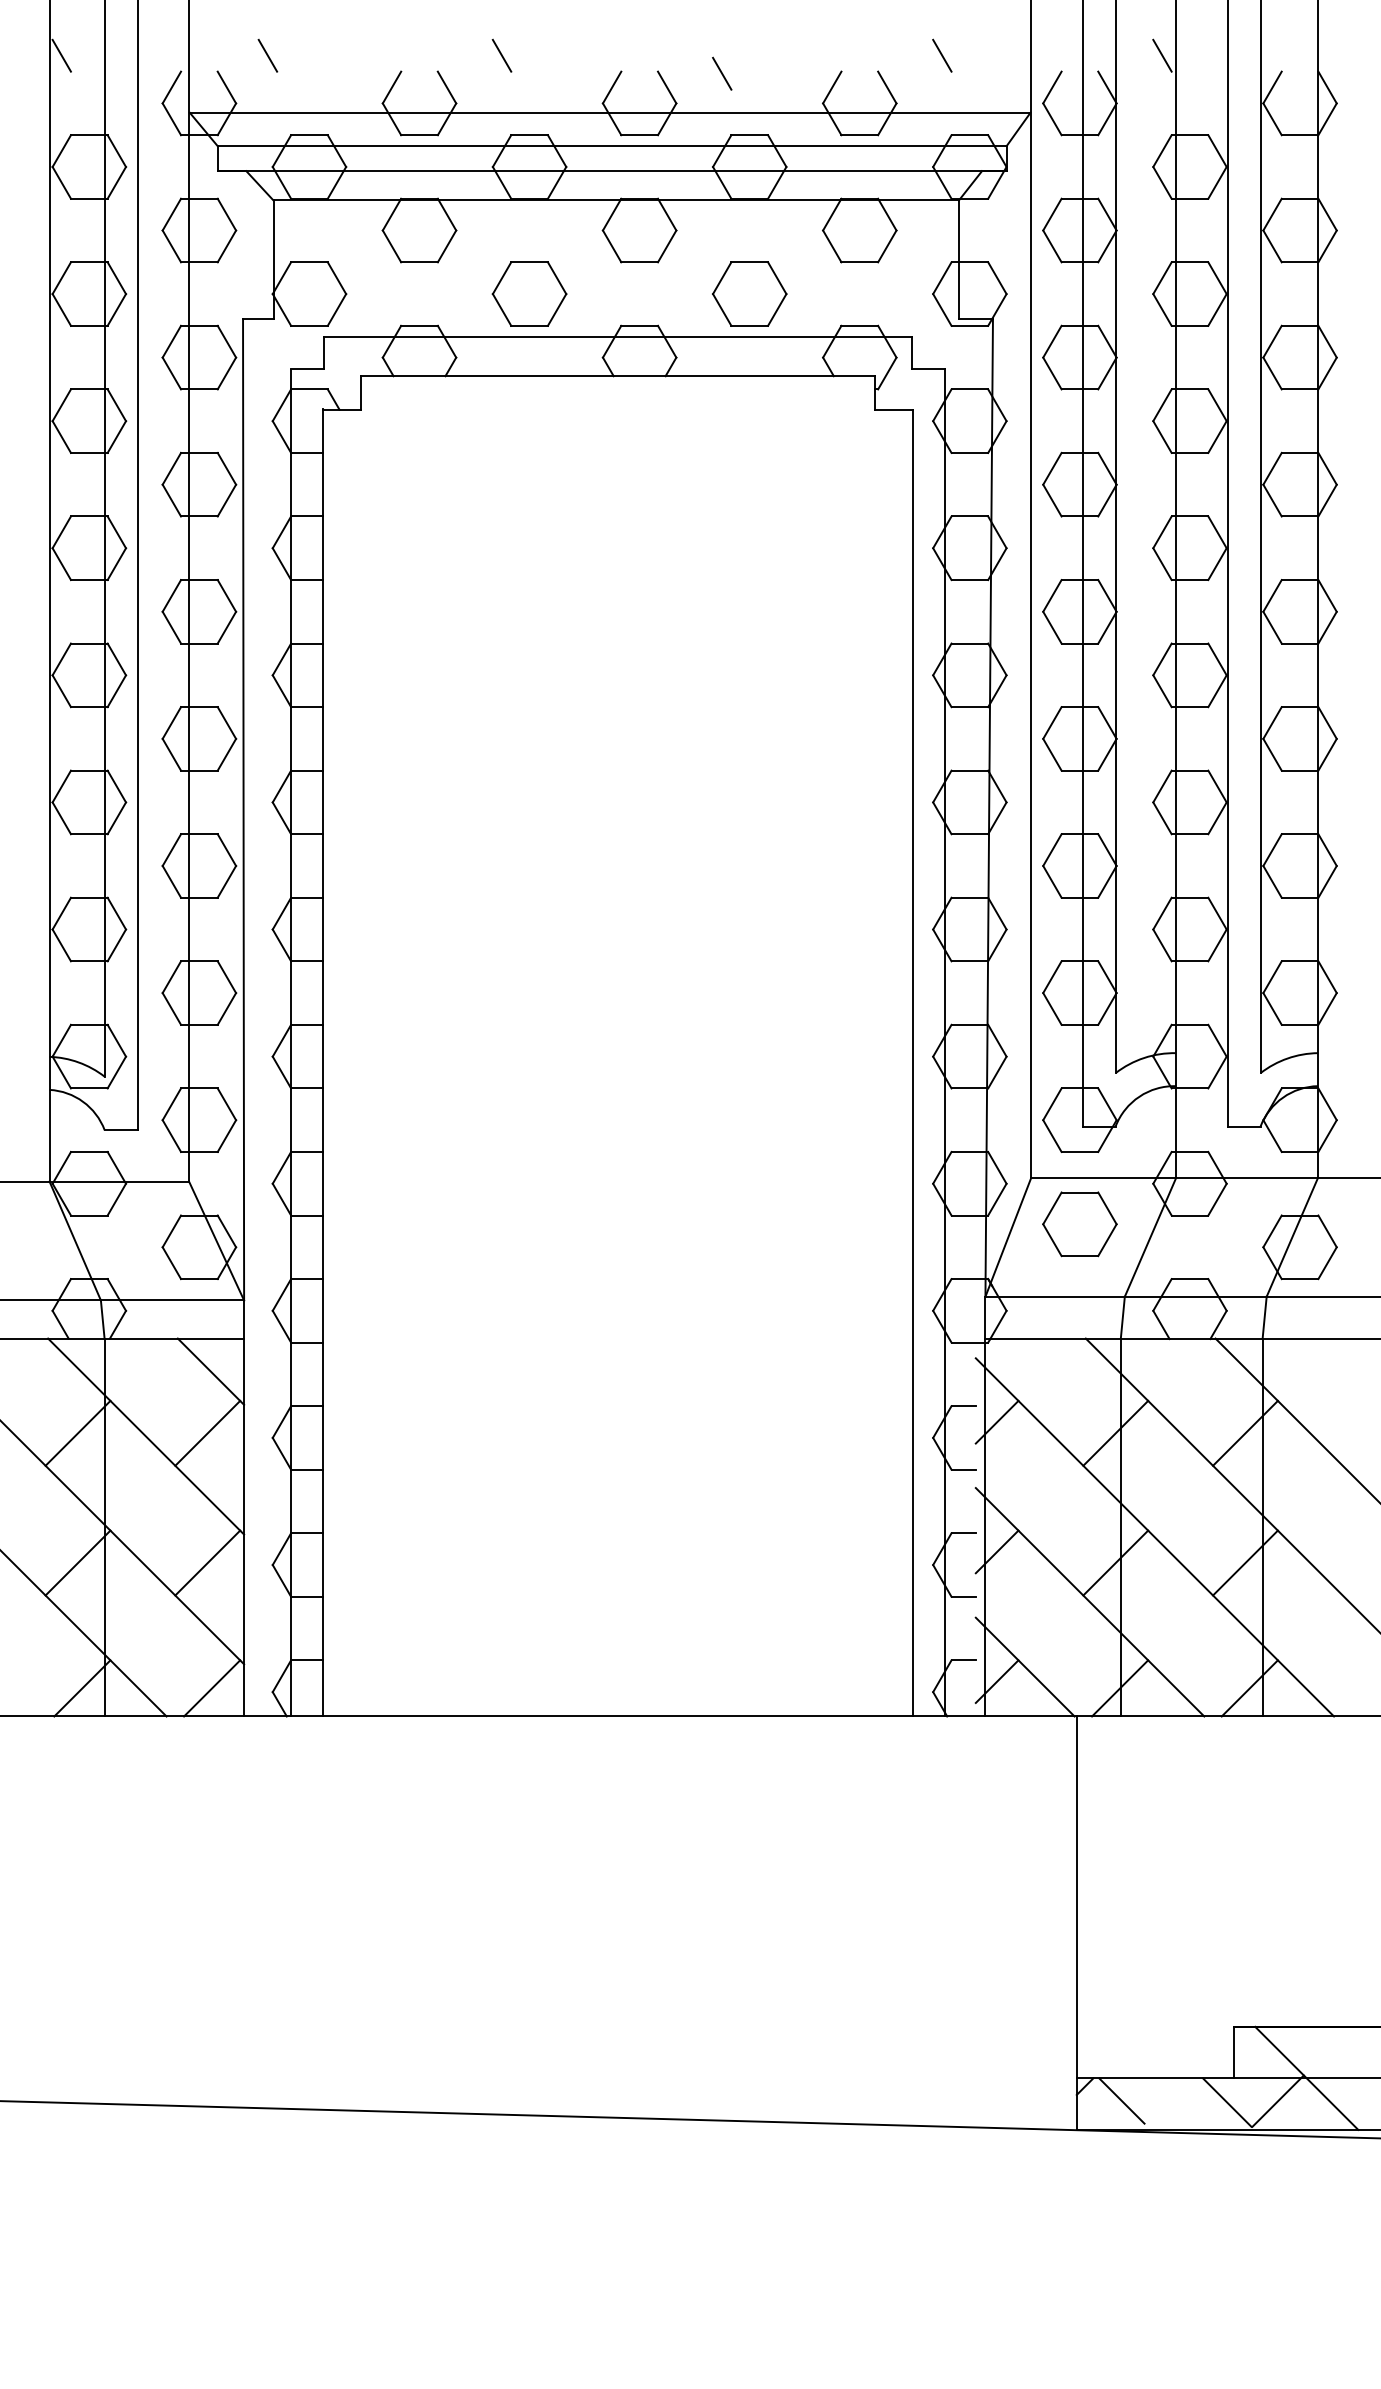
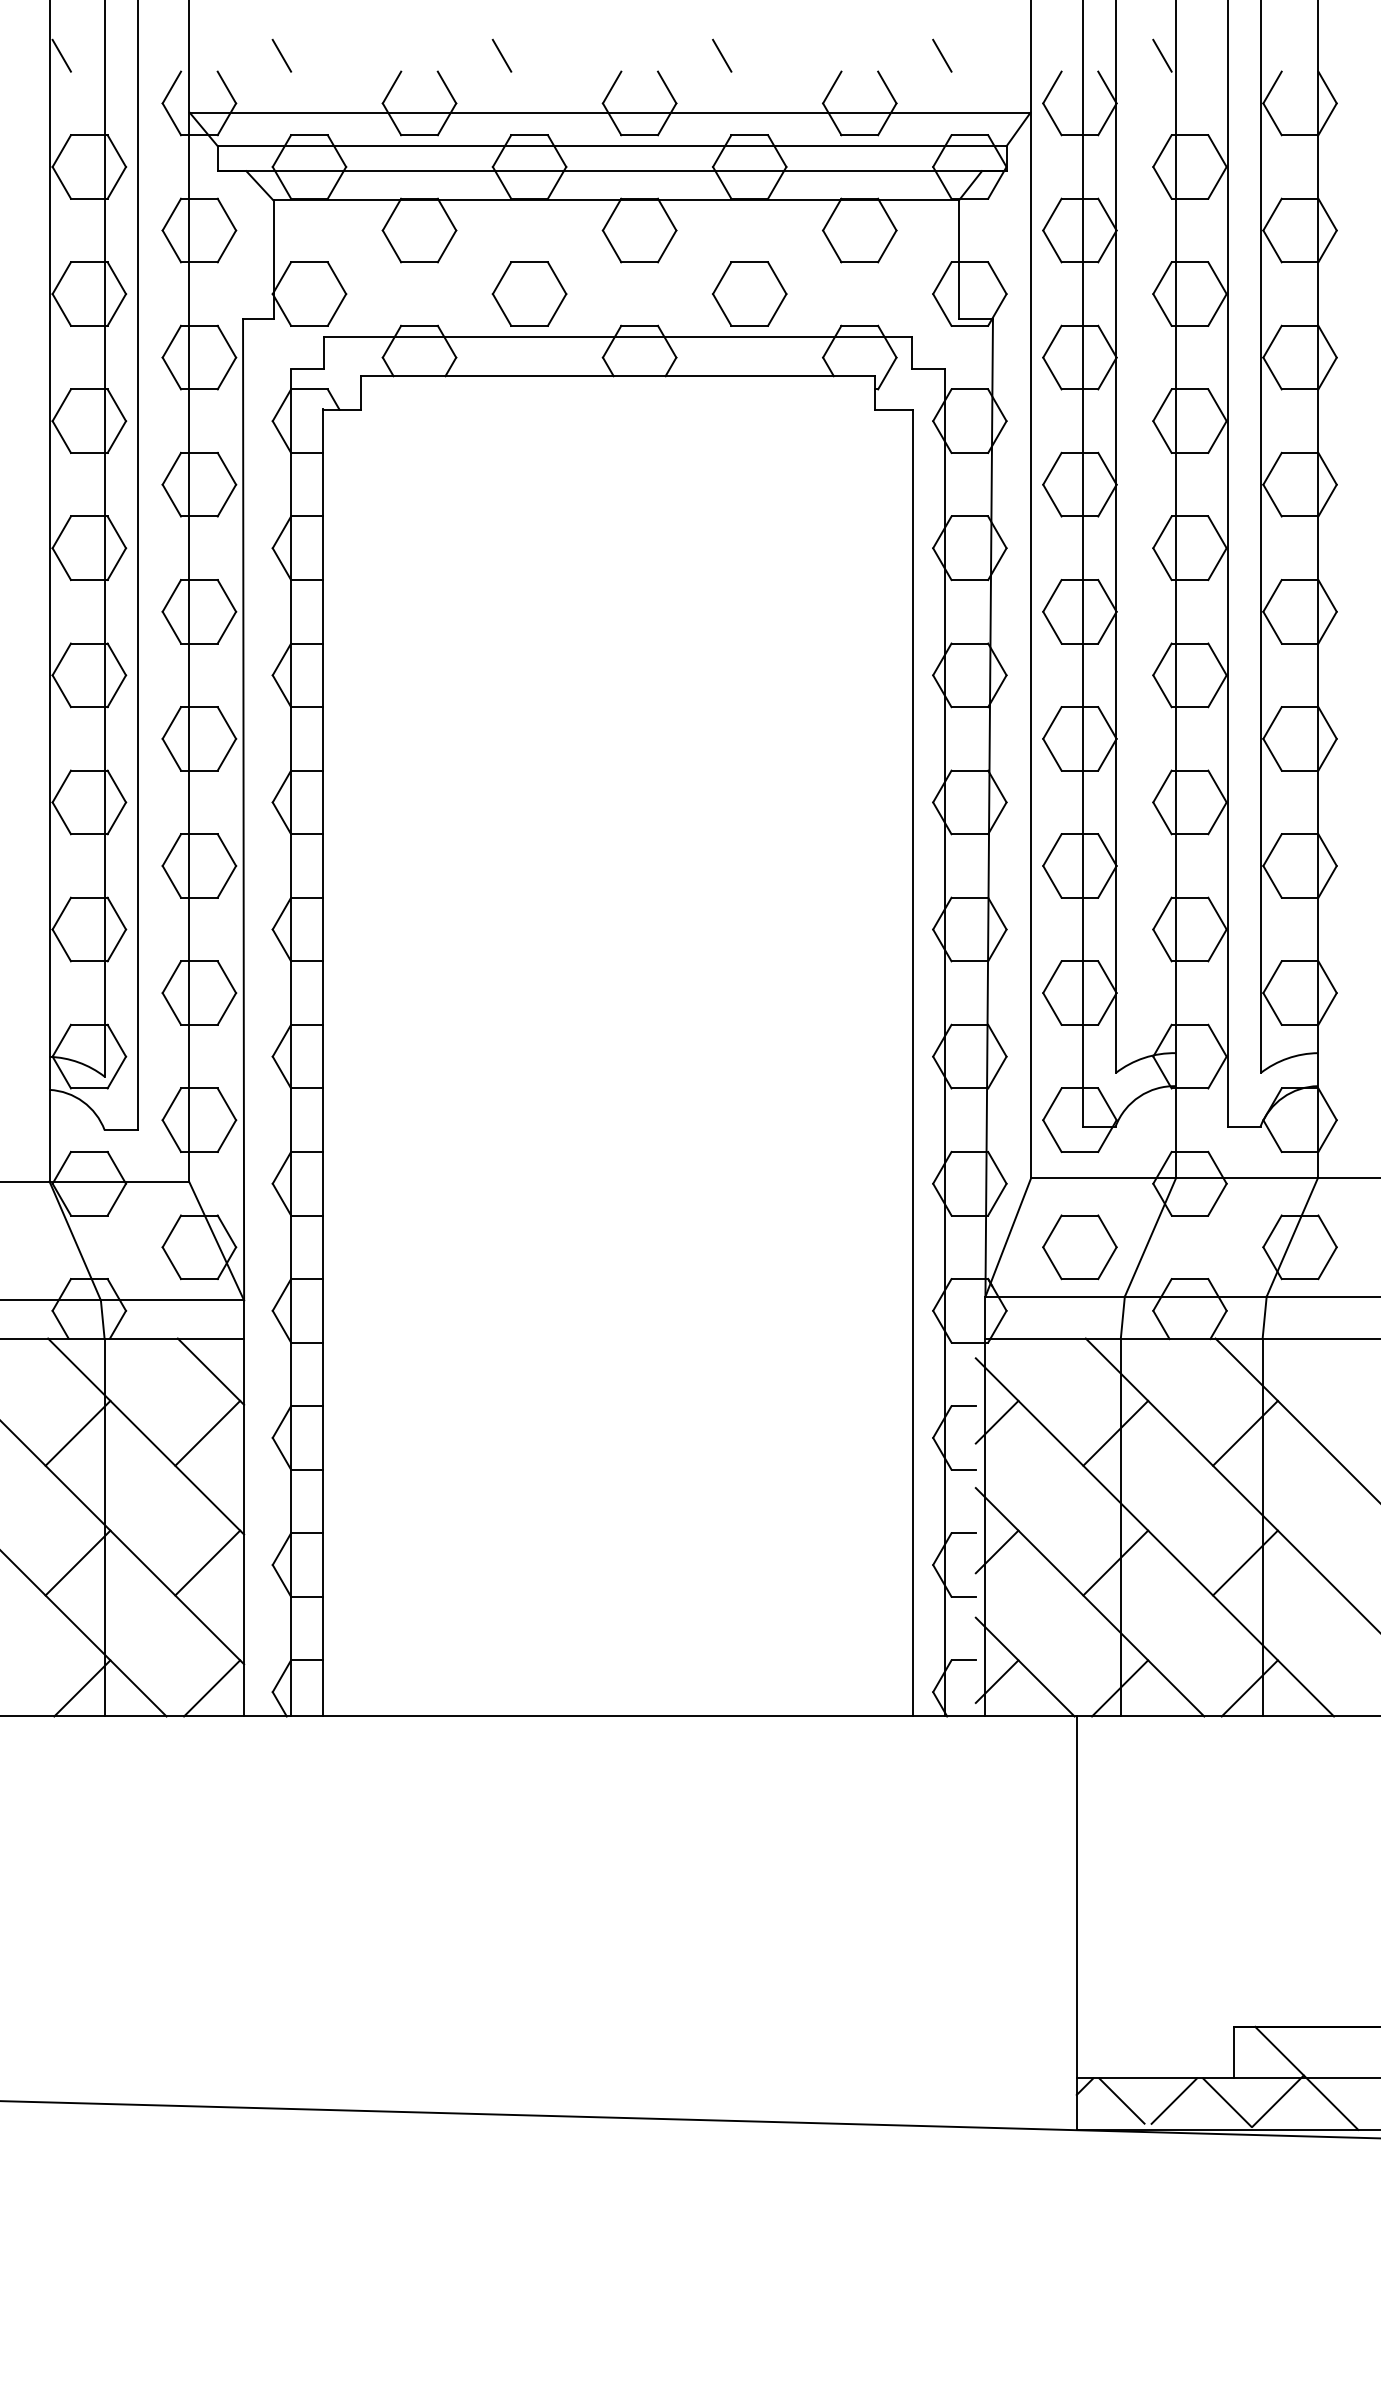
line position: (267, 55) -> (281, 55) (281, 55)
line position: (722, 73) -> (722, 55) (722, 55)
part position: (1079, 1224) -> (1079, 1247) (1079, 1247)
line: none -> present (1174, 2100)
